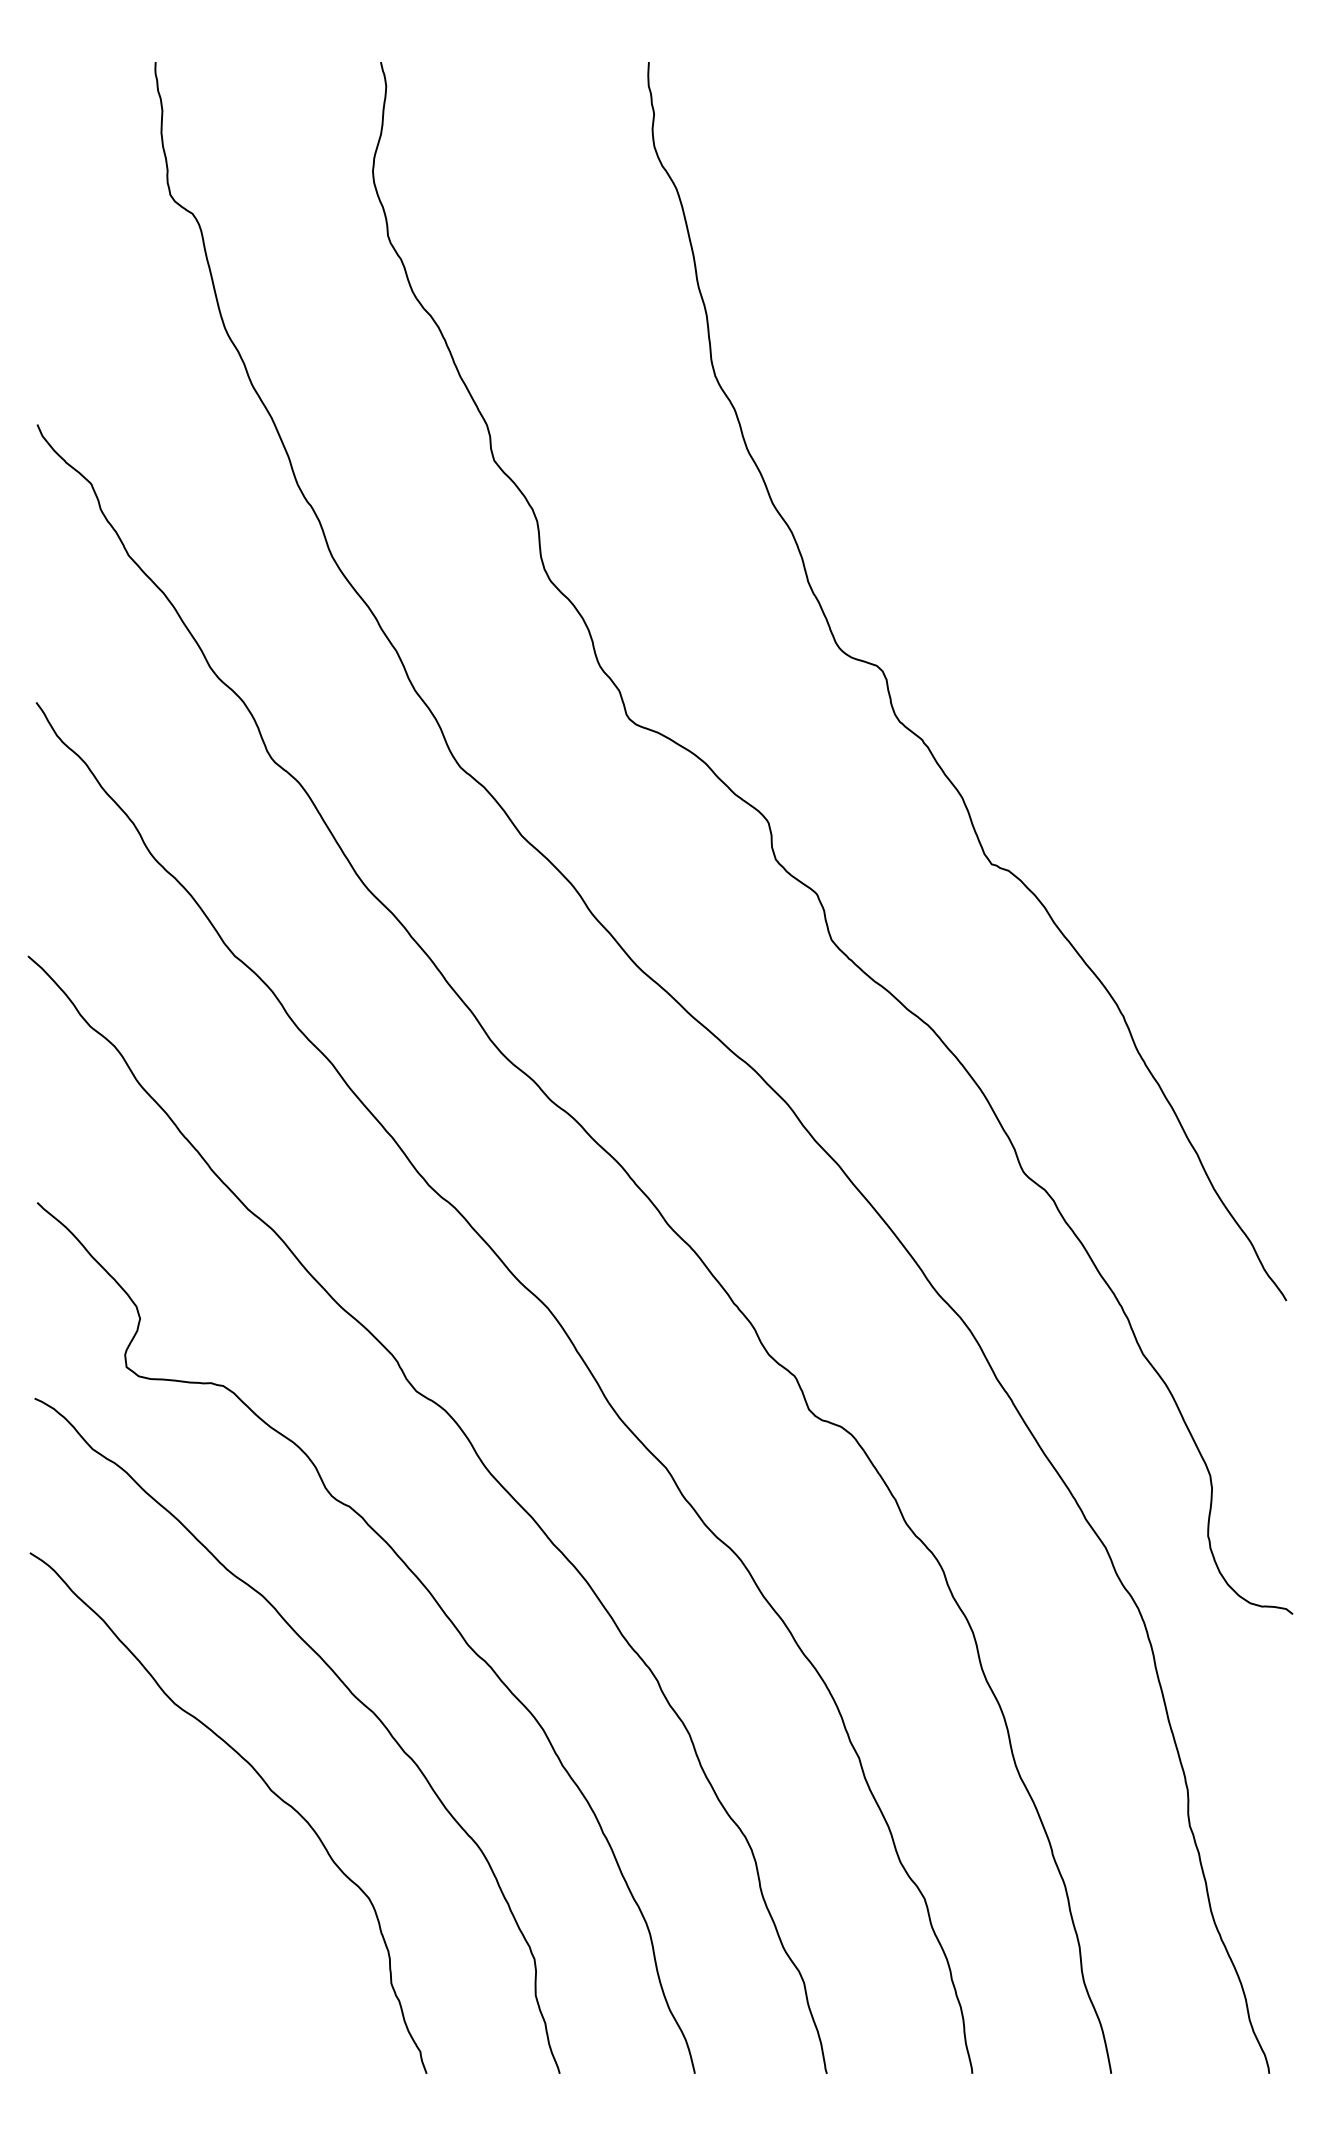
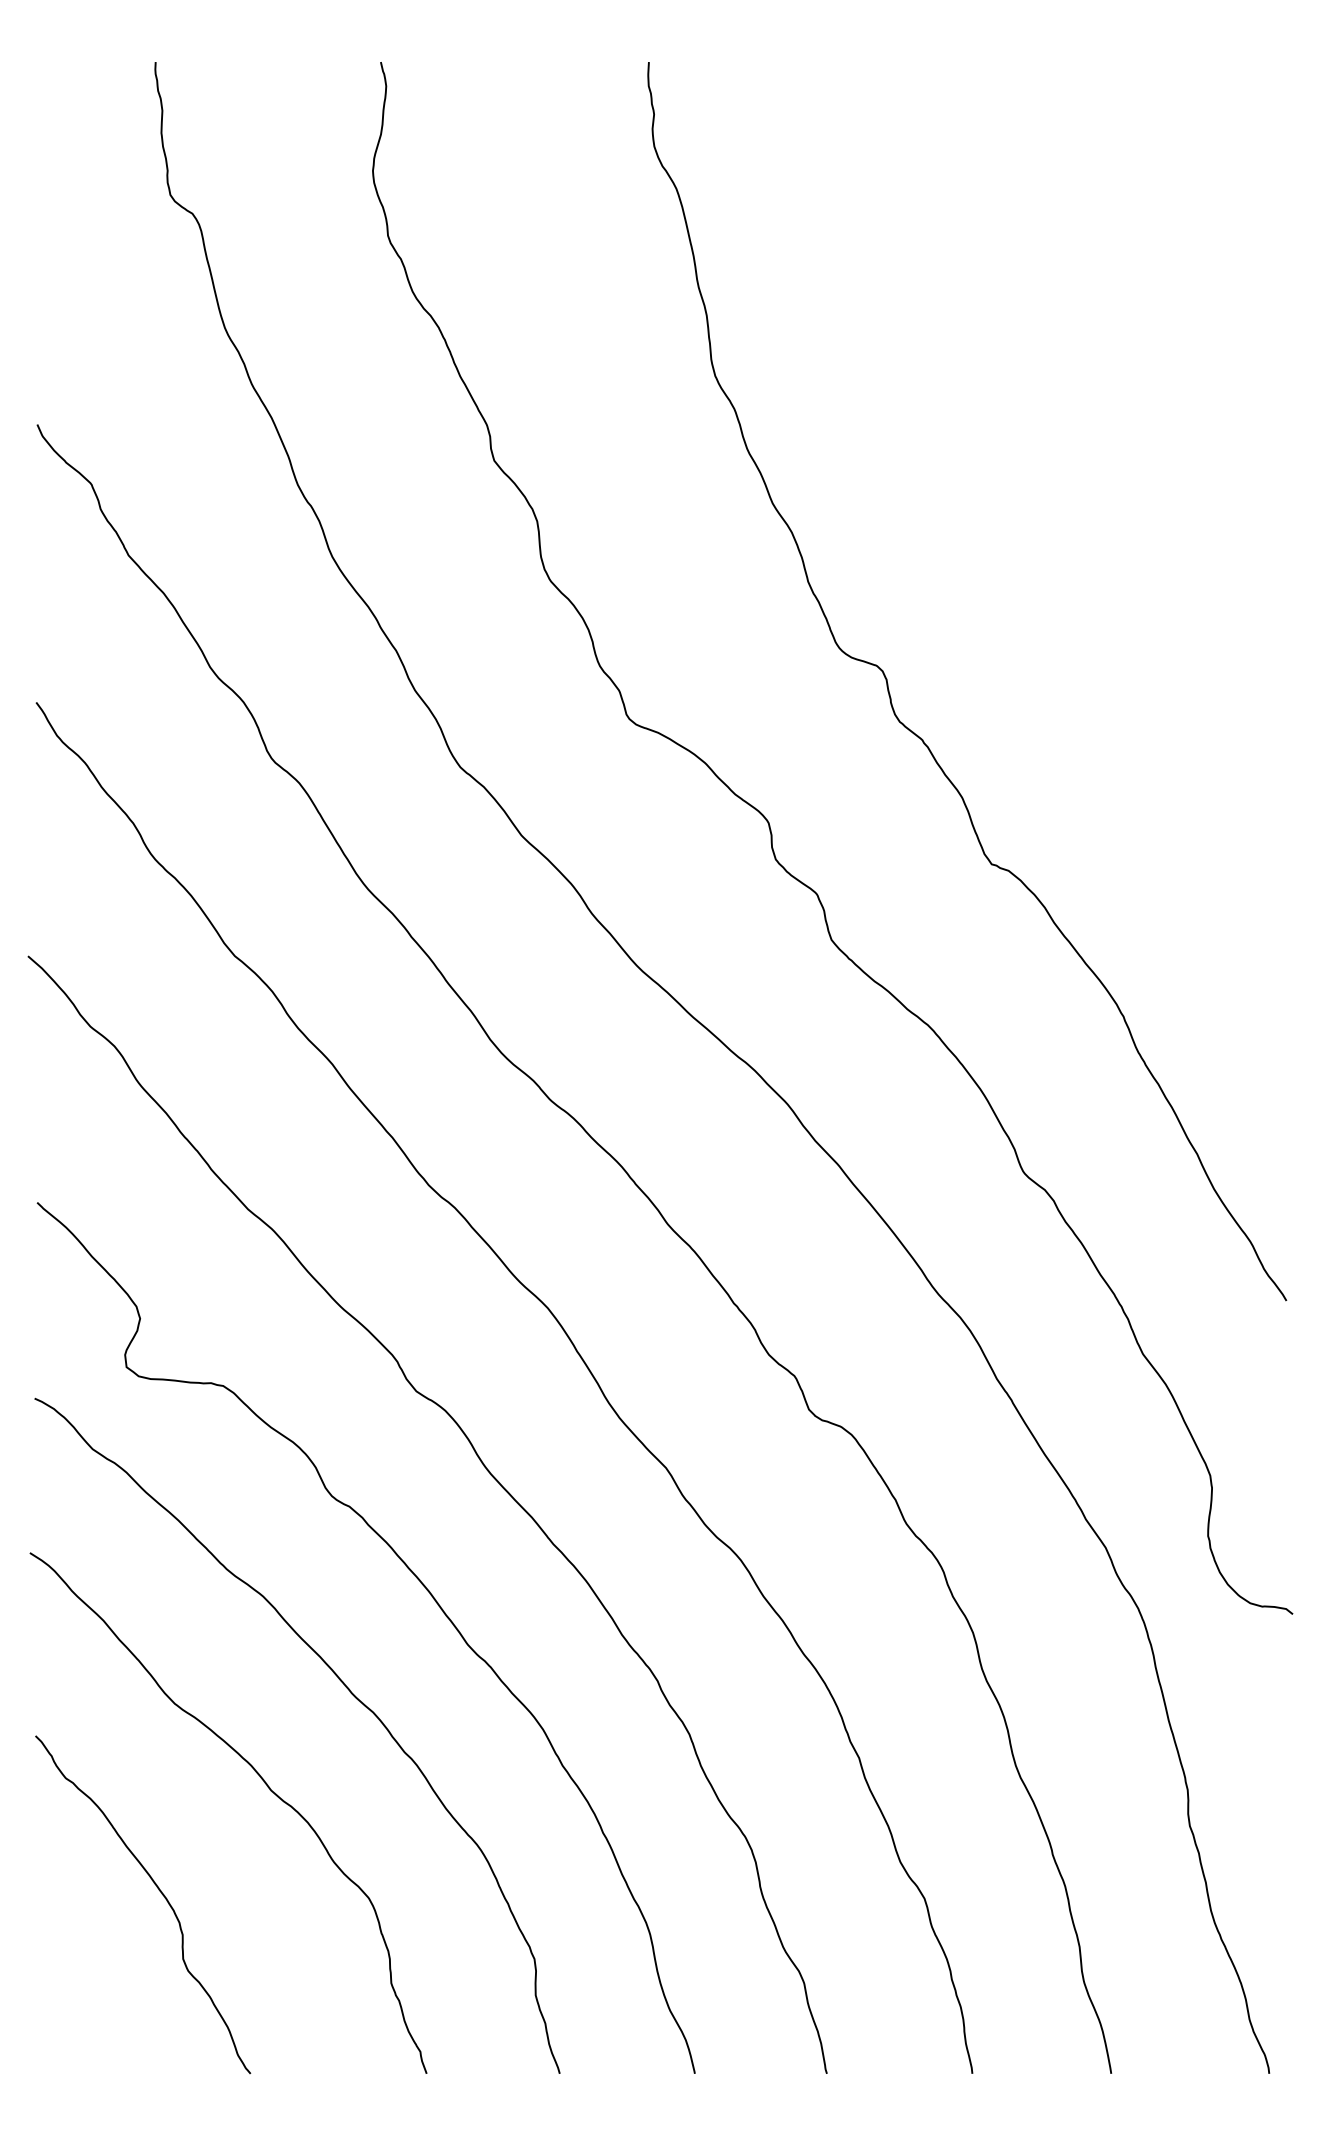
curve: none -> present (158, 1890)
